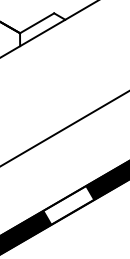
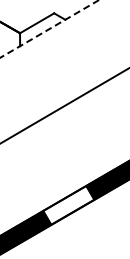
line: solid -> dashed (49, 28)
line position: (64, 128) -> (64, 105) (64, 105)
